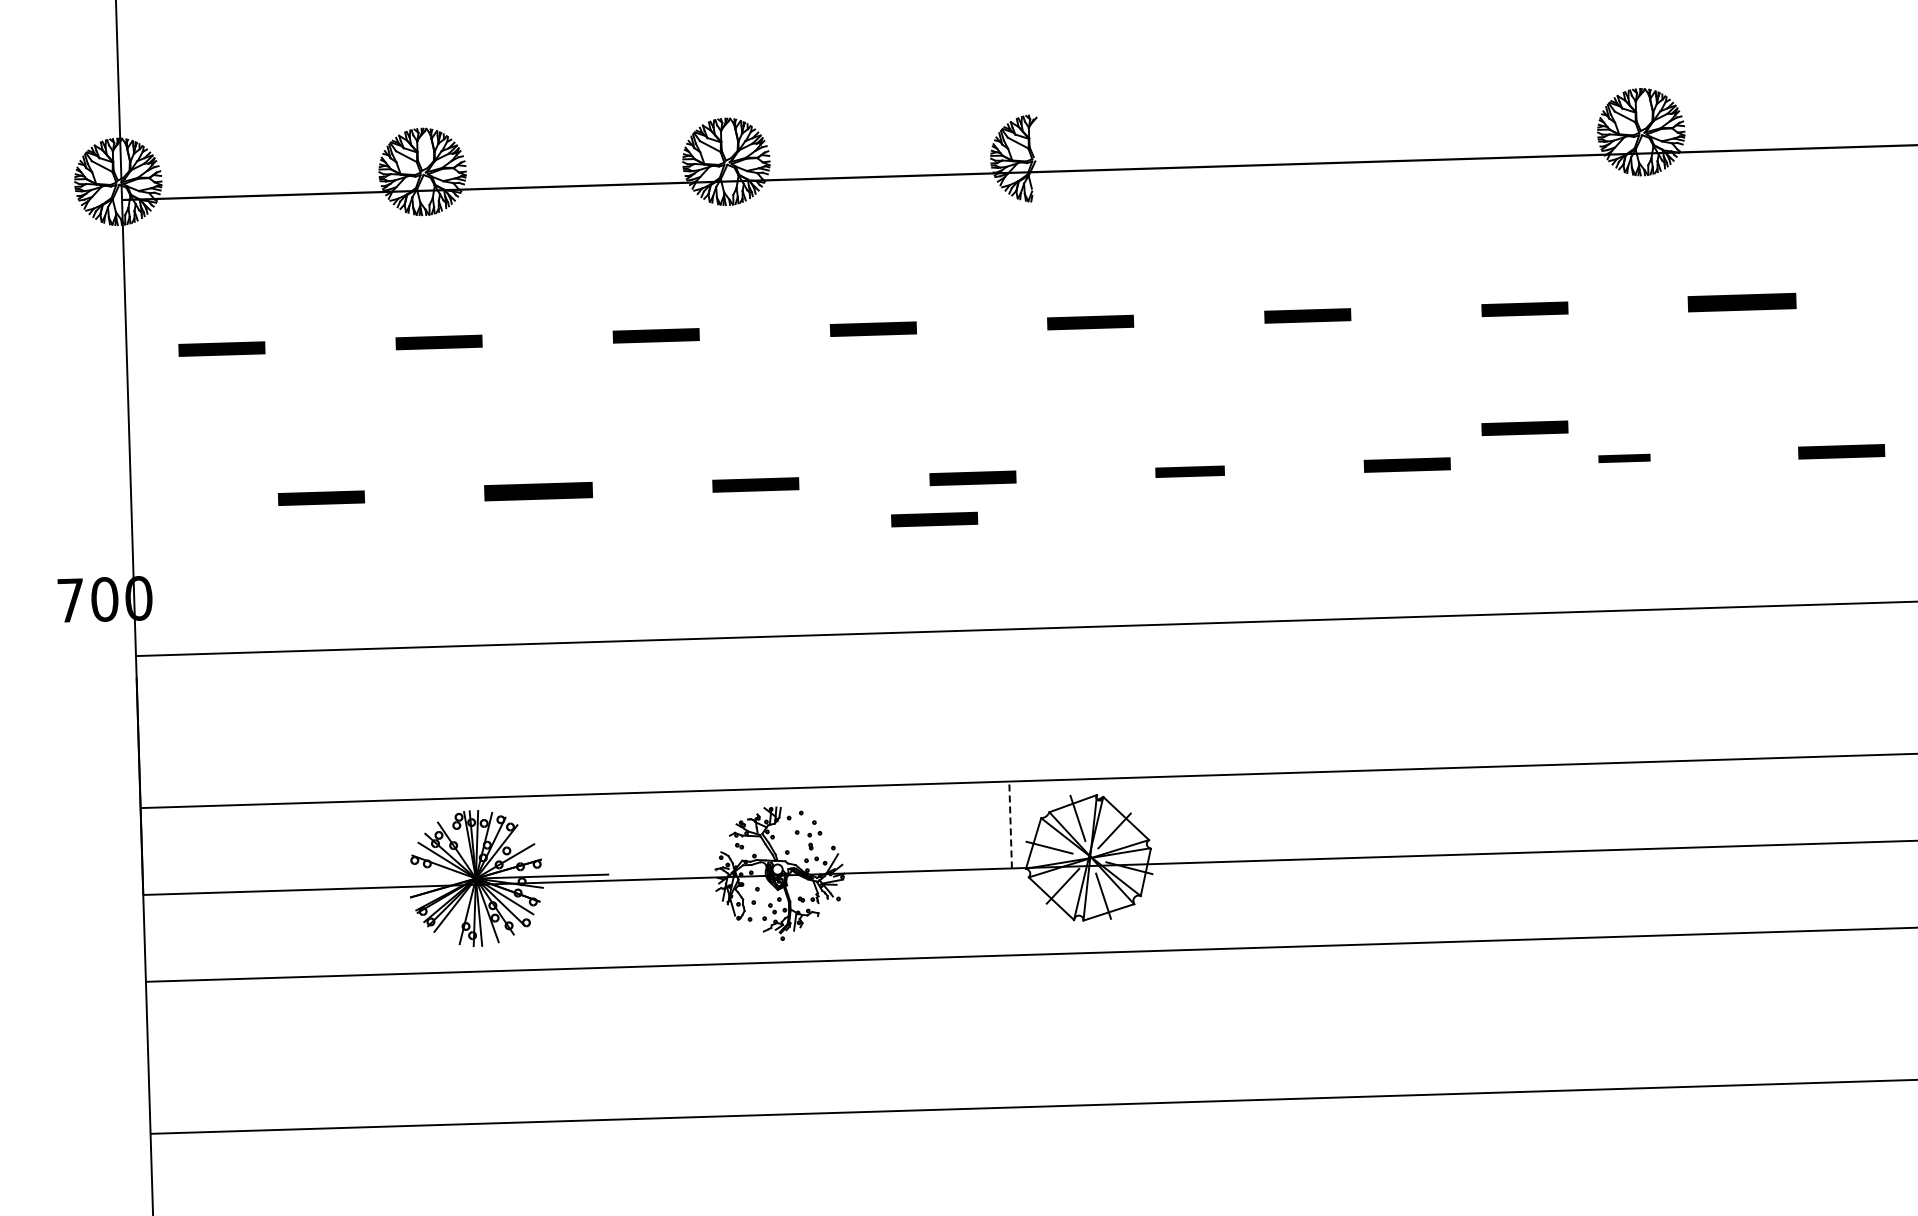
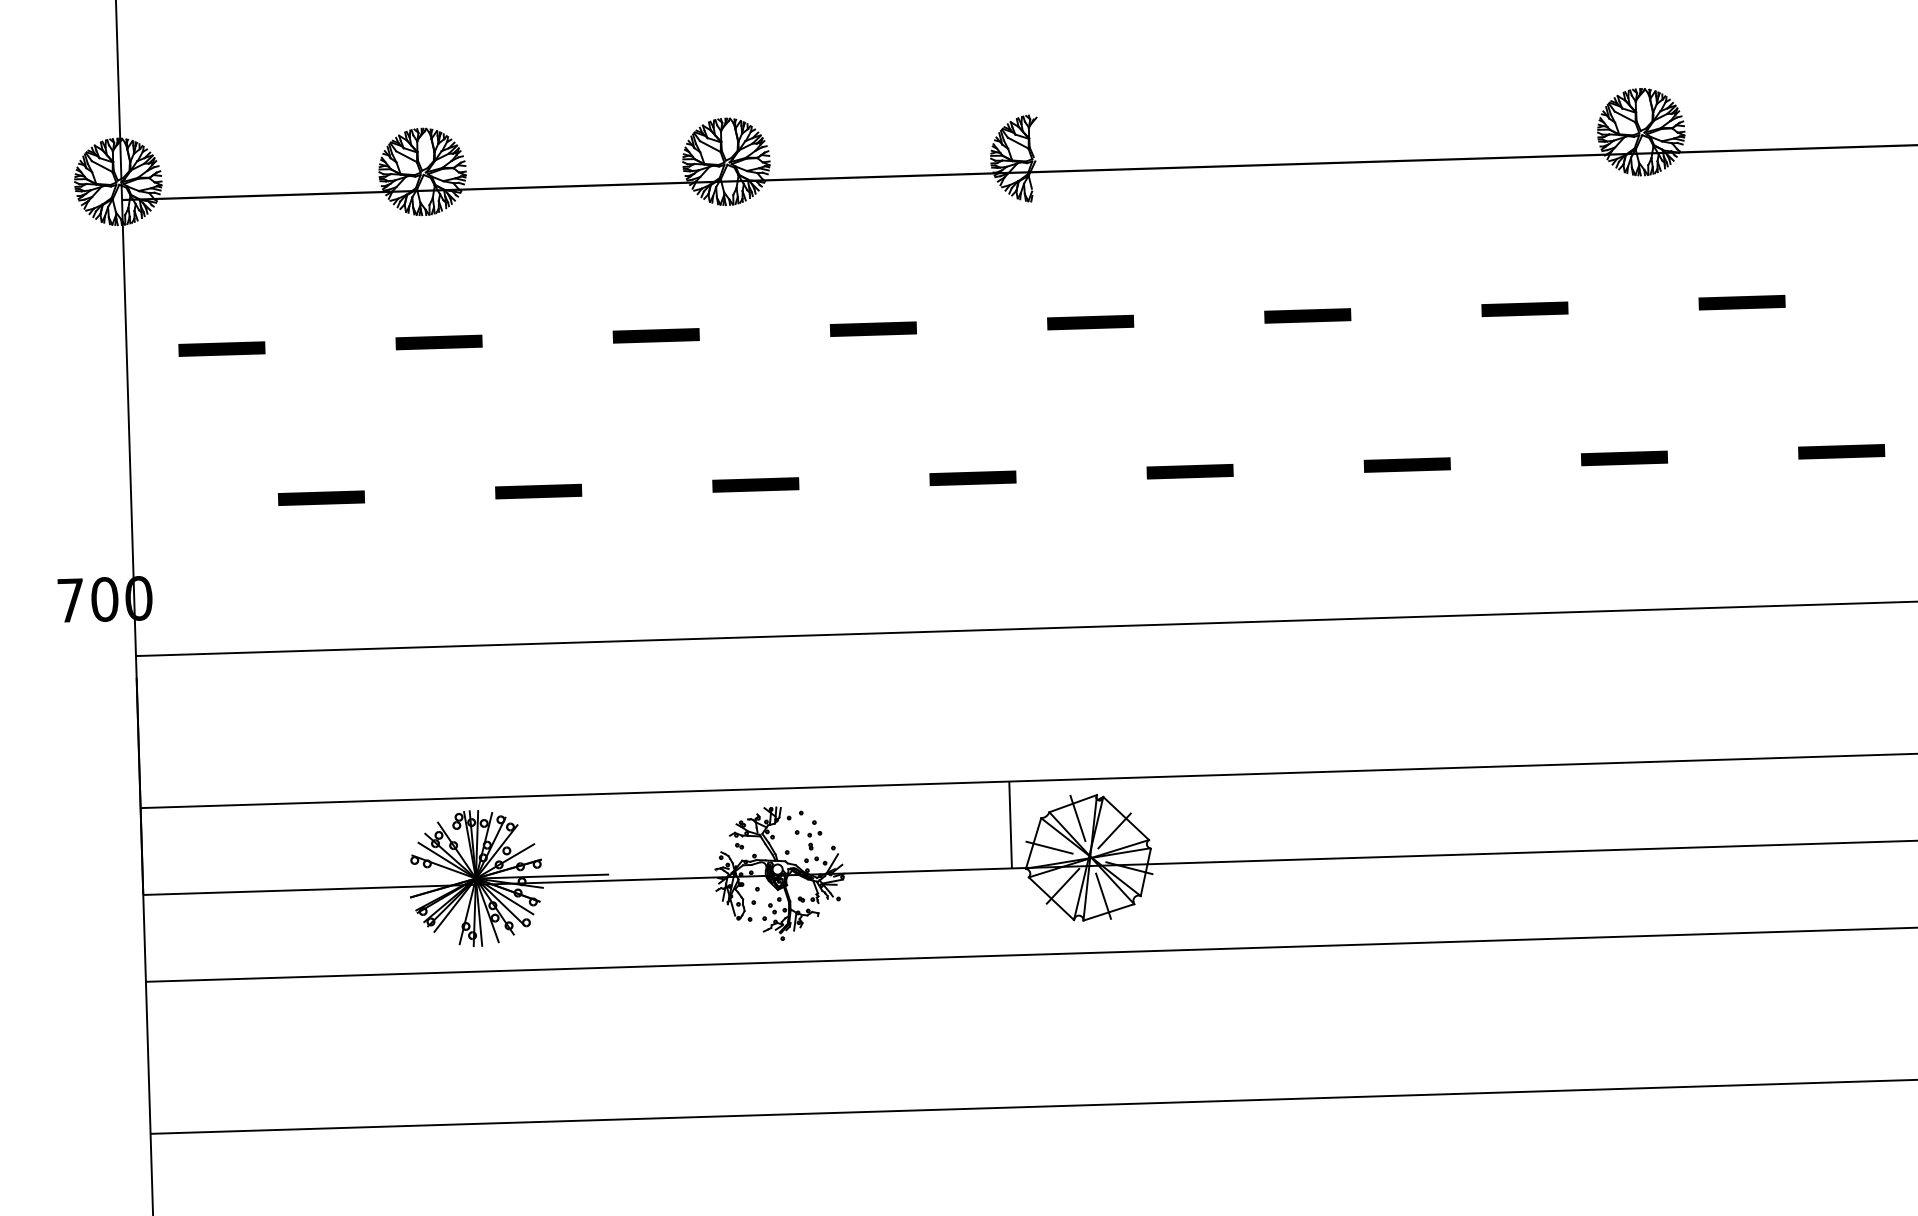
part size: 110x21 px -> 88x16 px (1741, 302)
part: present -> none (1524, 428)
part size: 53x11 px -> 87x17 px (1624, 458)
part size: 70x13 px -> 88x16 px (1189, 471)
part size: 109x21 px -> 88x17 px (538, 491)
part: present -> none (934, 519)
line: dashed -> solid (1010, 824)
